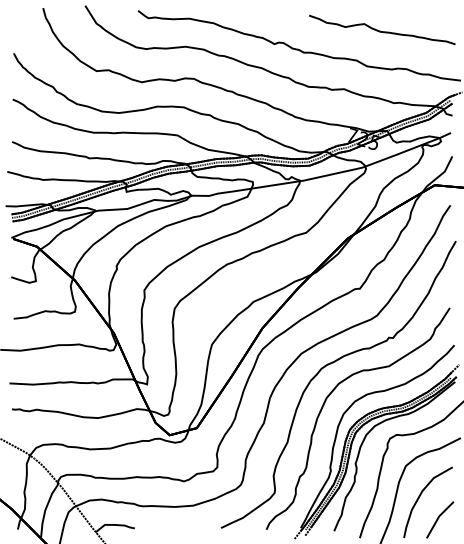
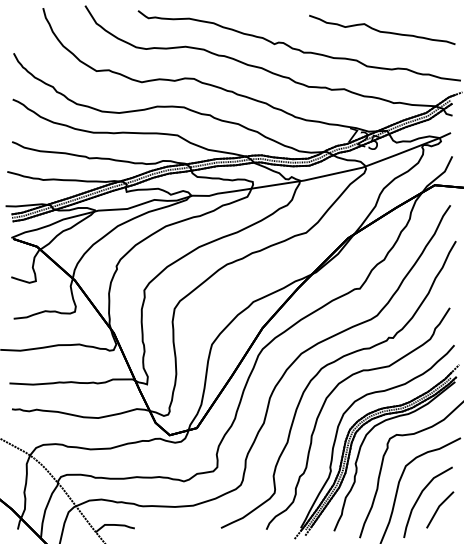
line position: (439, 518) -> (439, 508) (439, 508)
